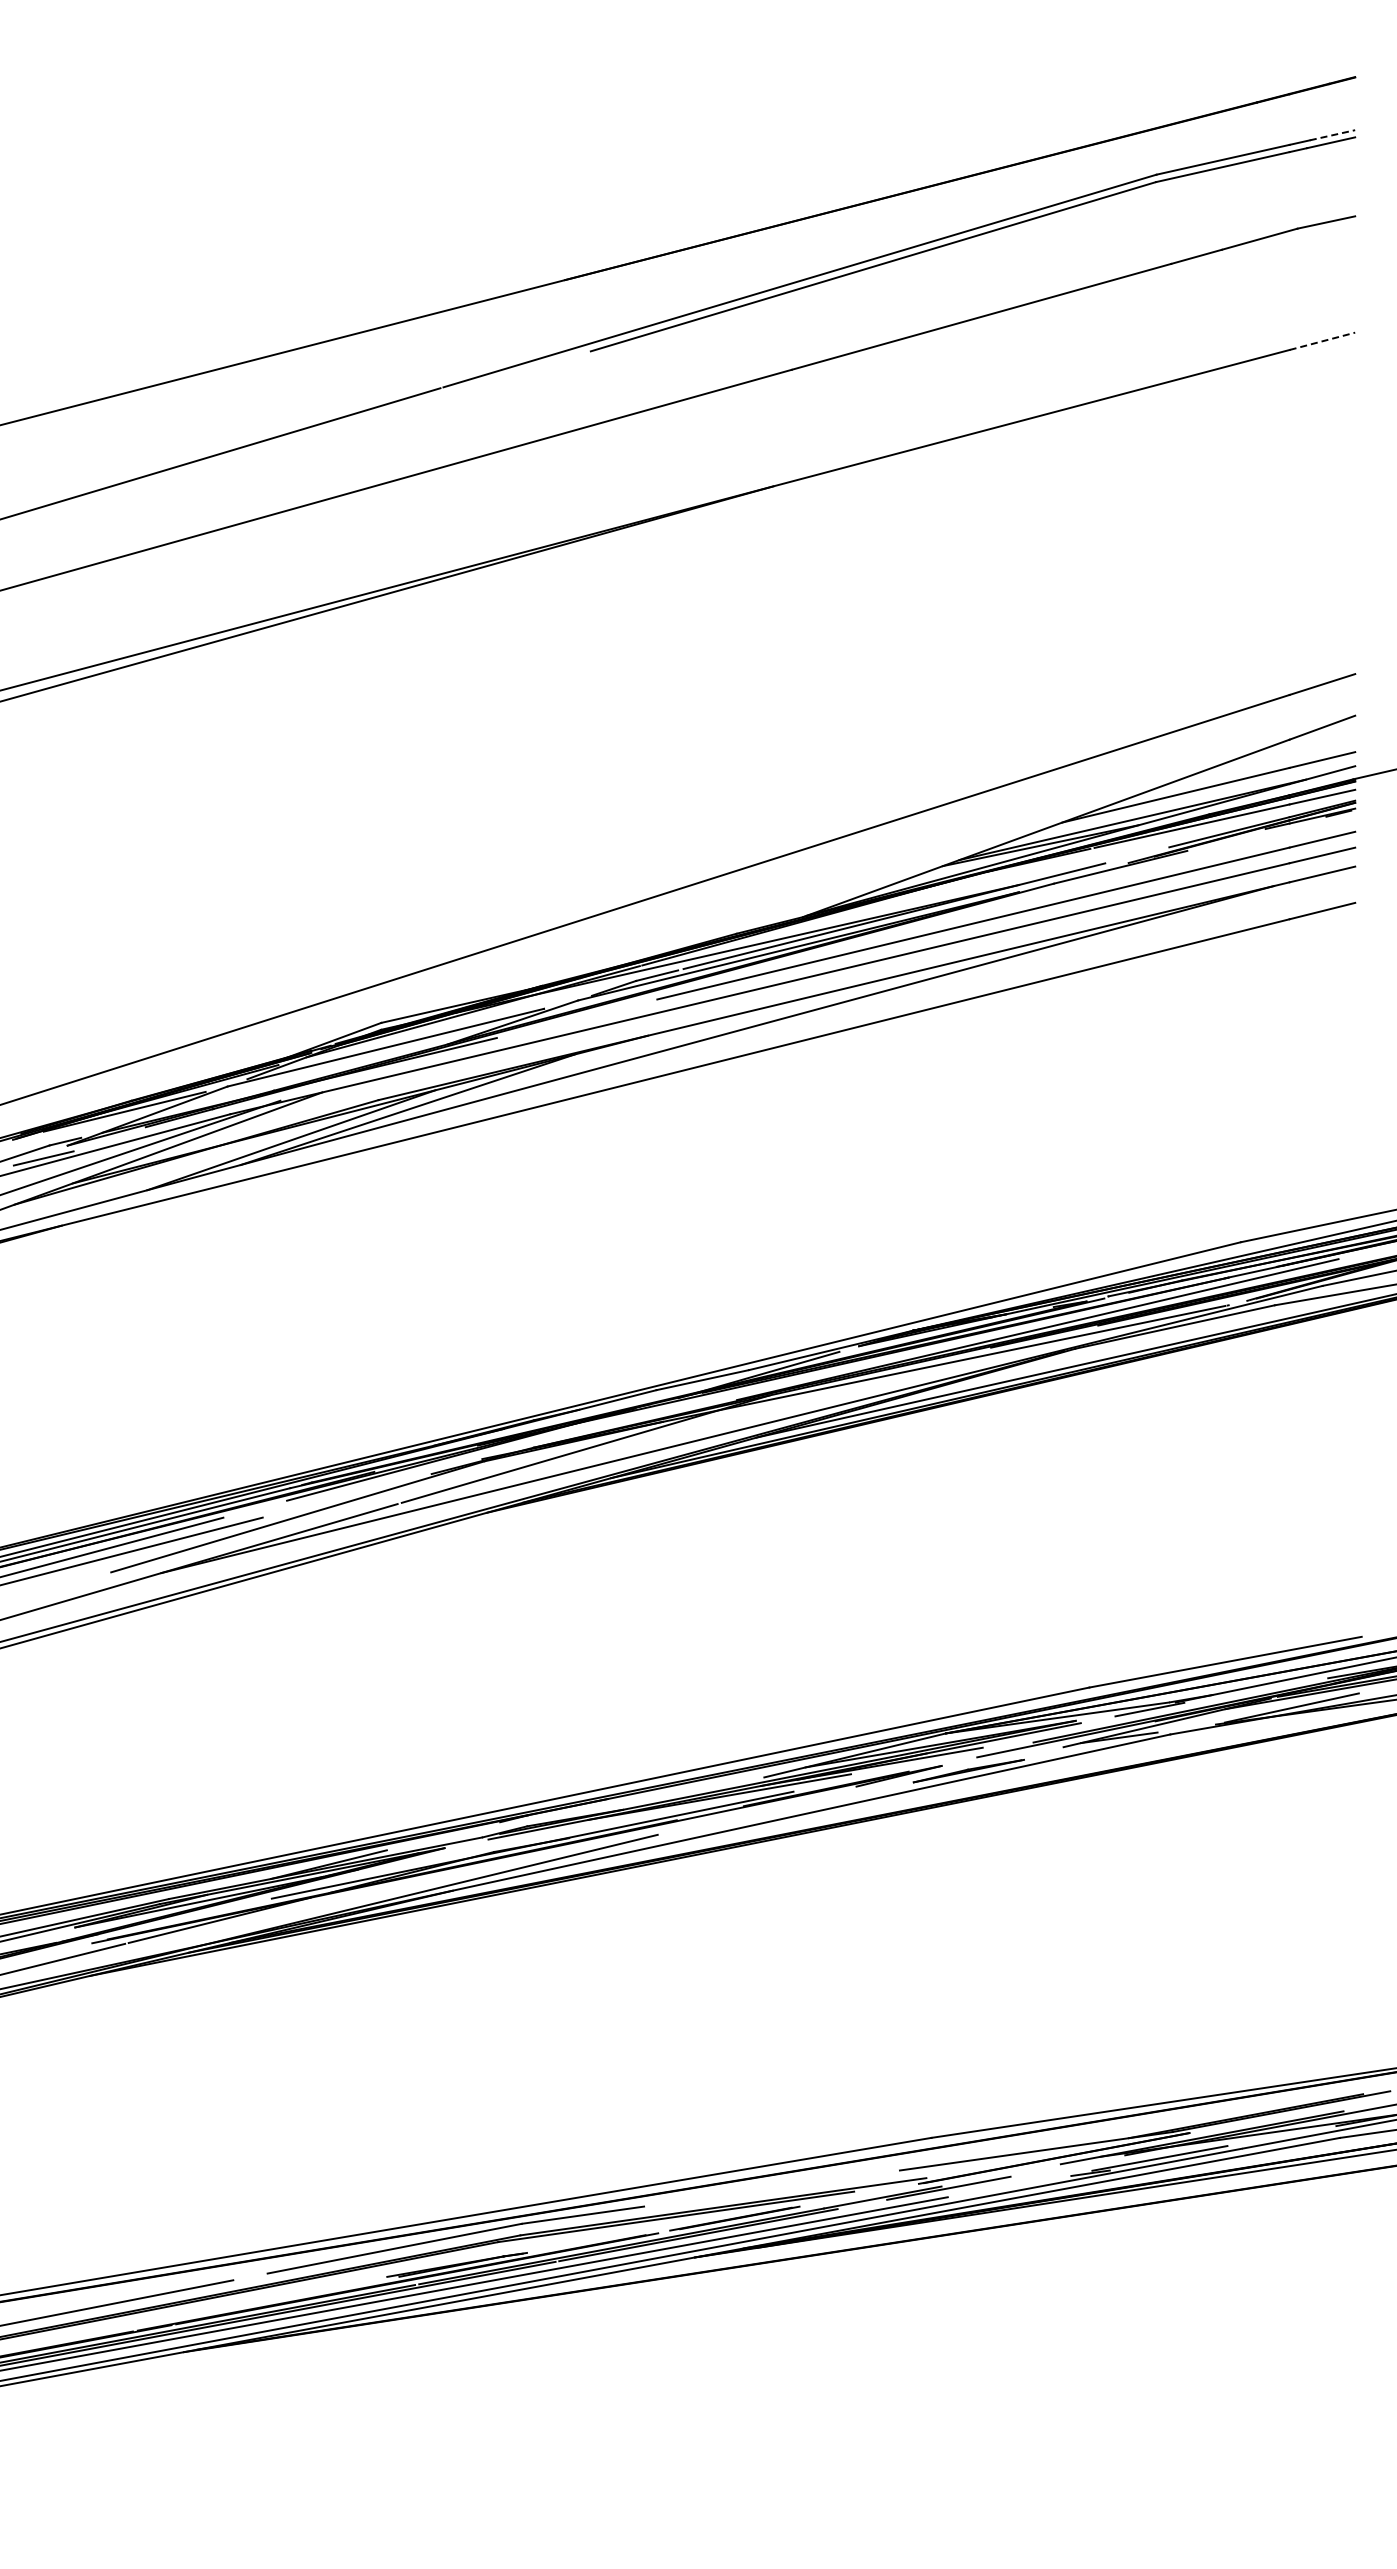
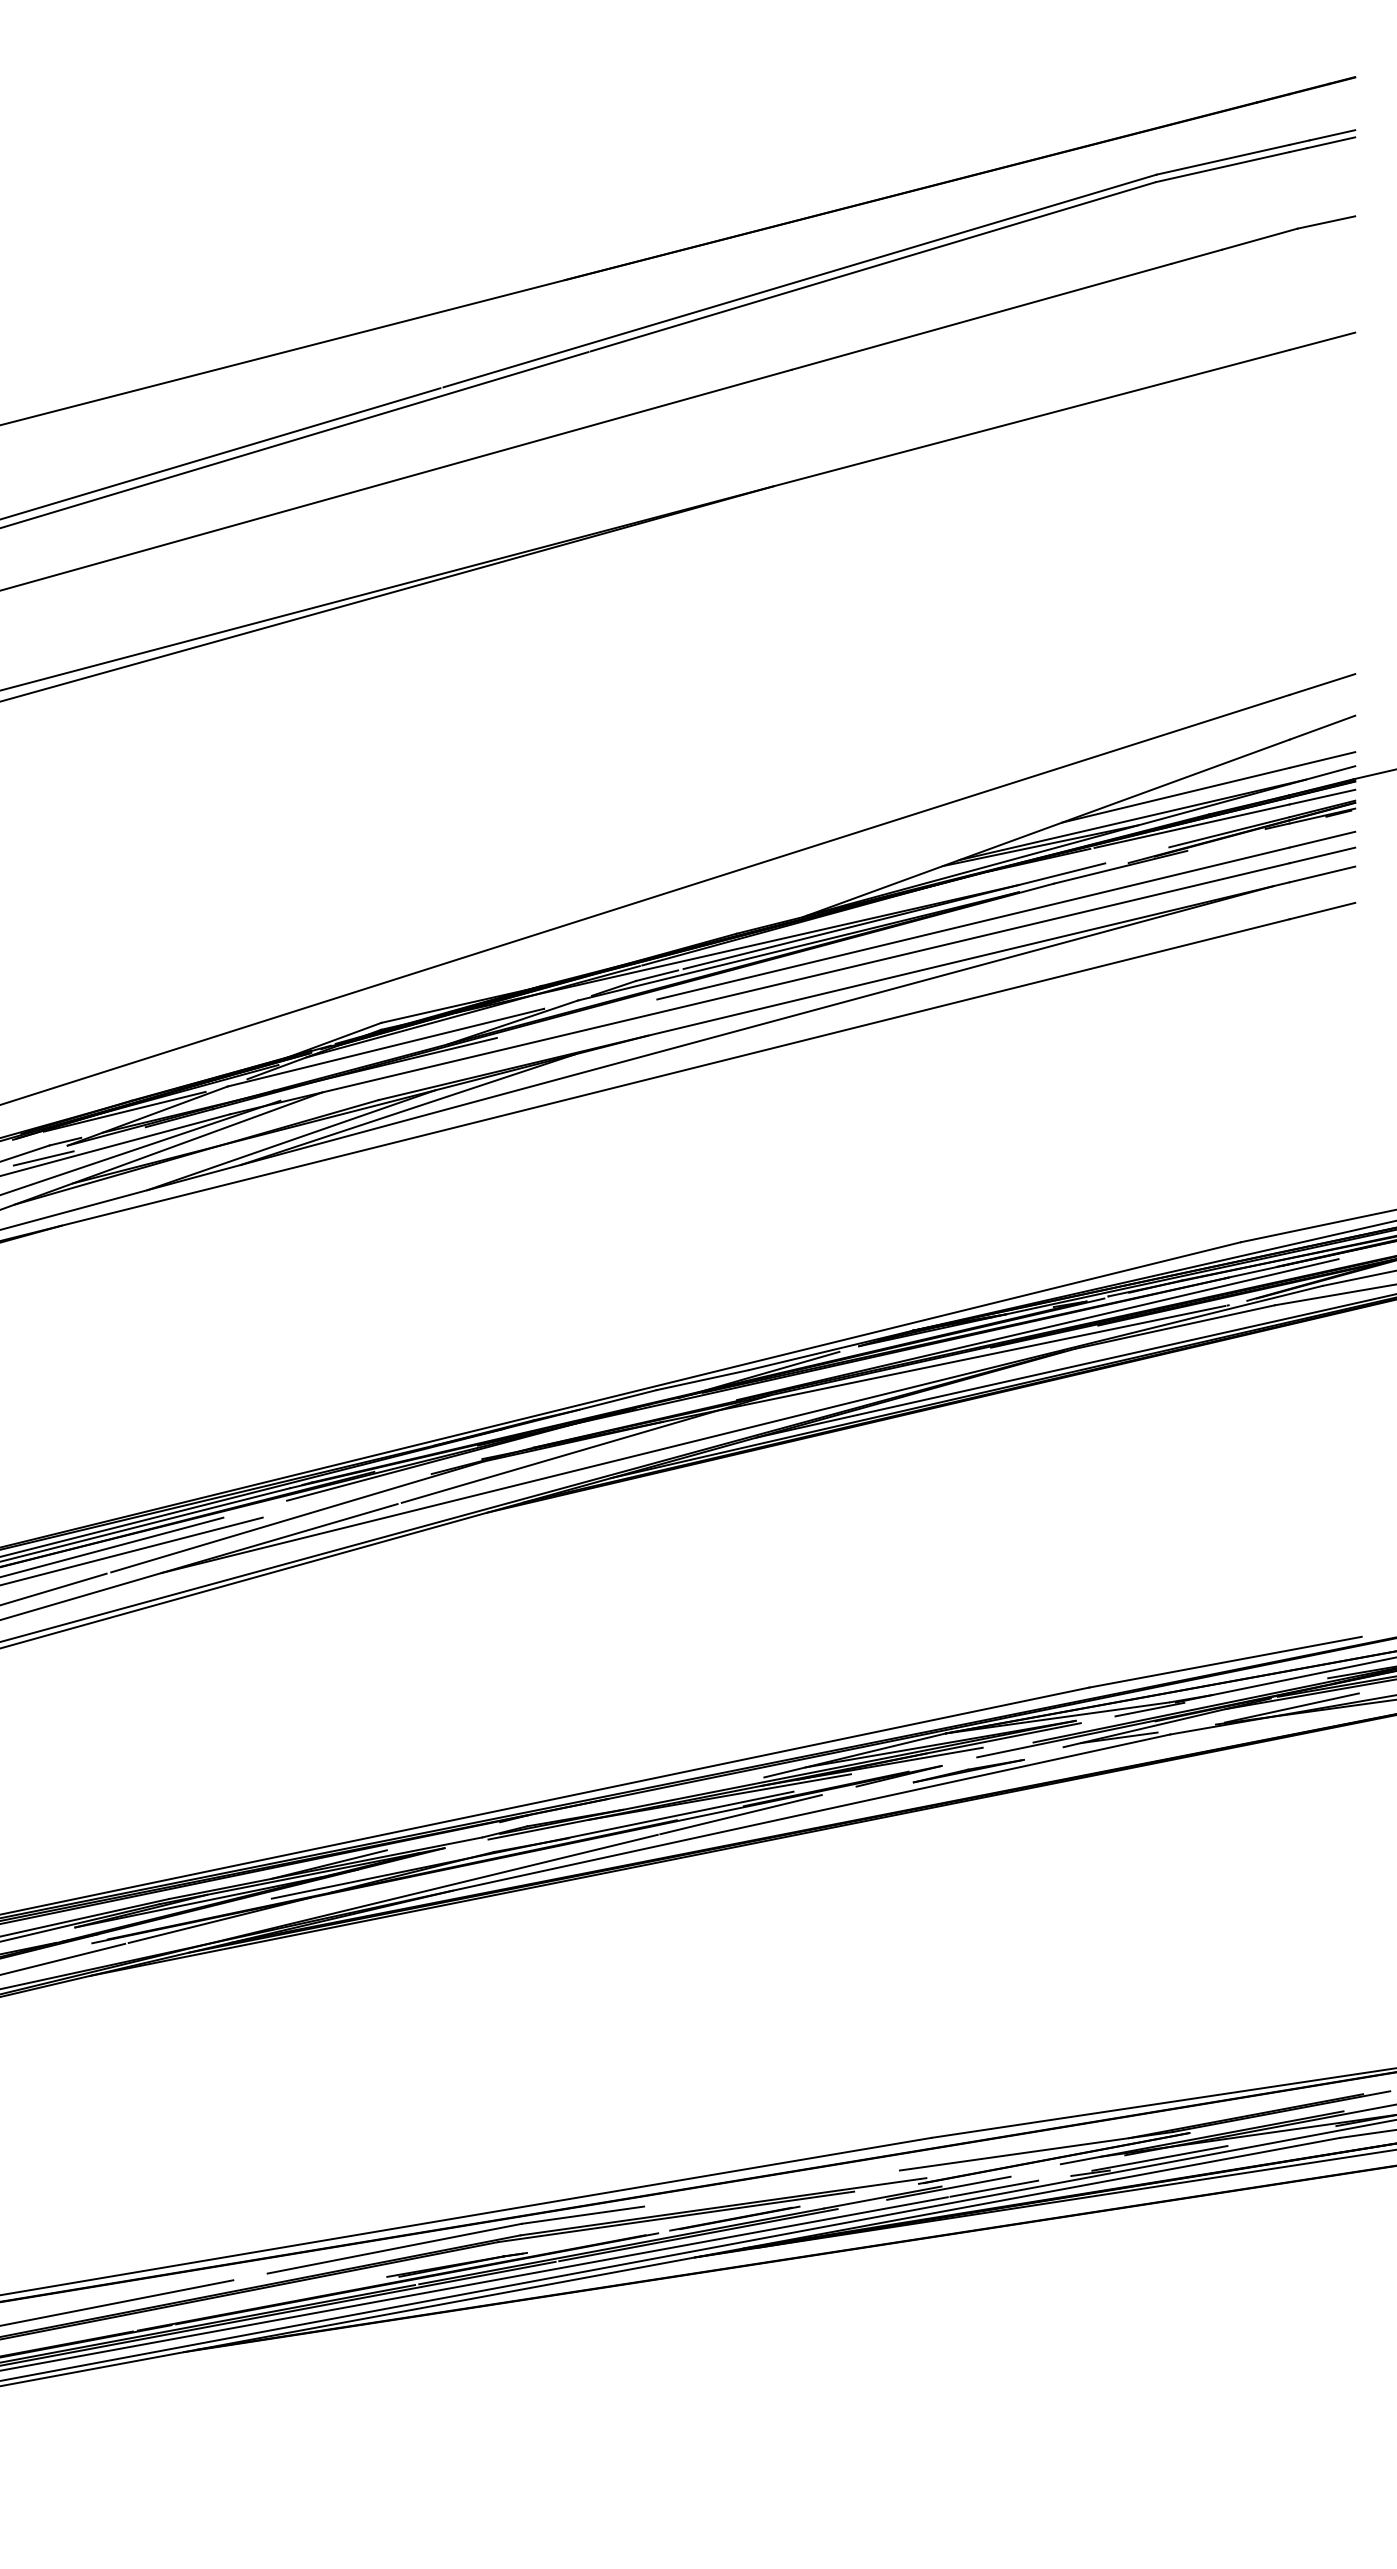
line: dashed -> solid (1332, 135)
line: dashed -> solid (1322, 341)
line: none -> present (295, 439)
line: none -> present (54, 1588)
line: none -> present (740, 1814)
line: none -> present (994, 2188)
